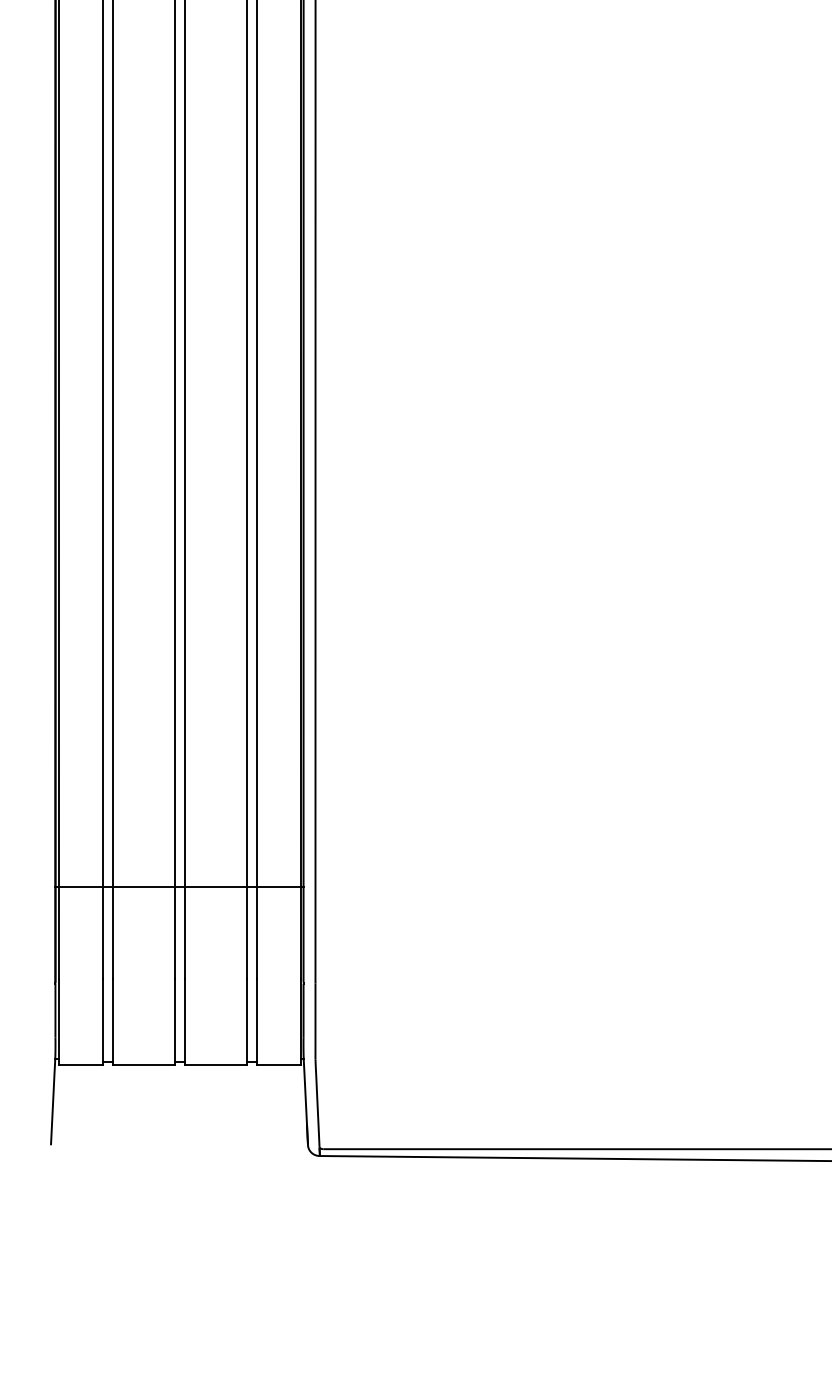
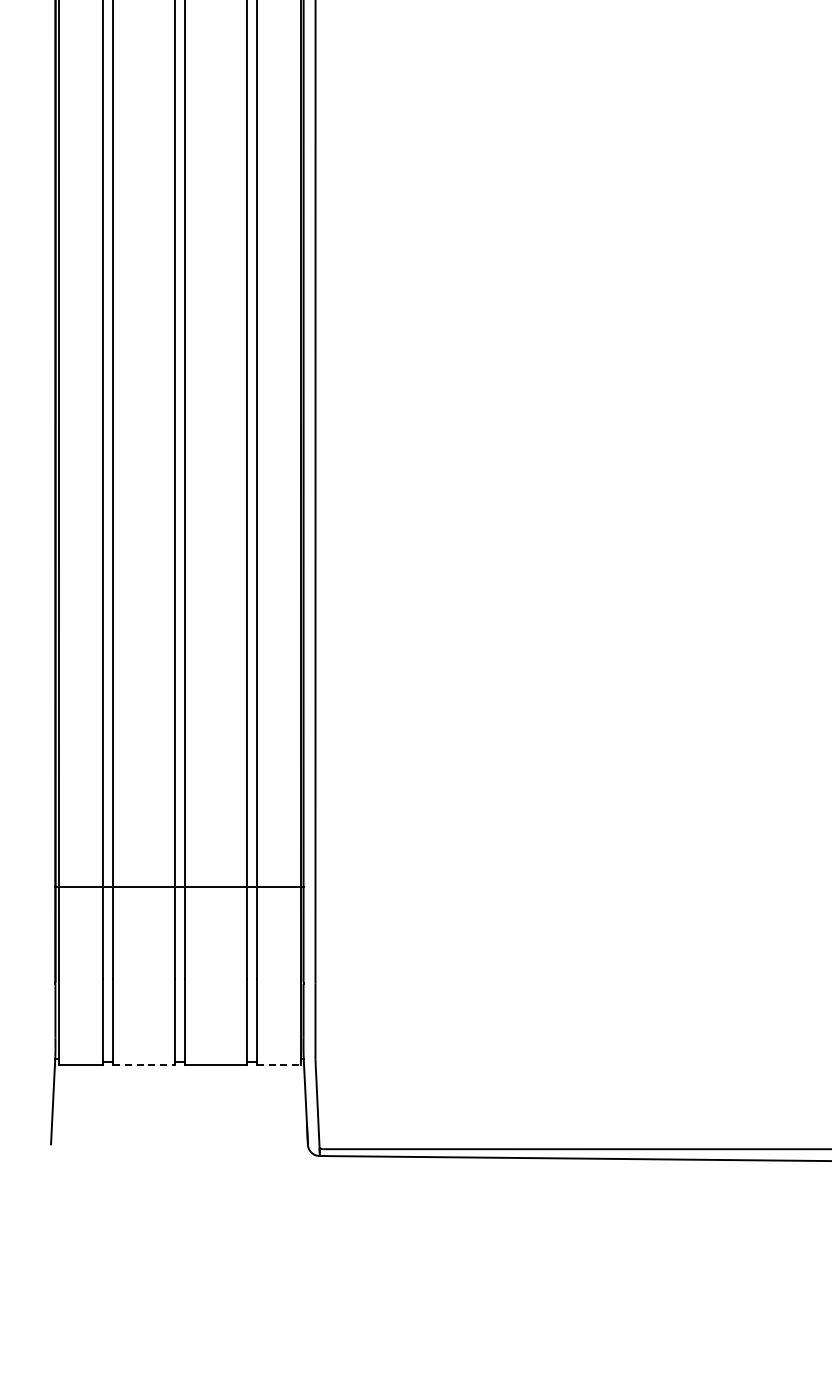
line: solid -> dashed (144, 1065)
line: solid -> dashed (278, 1065)
